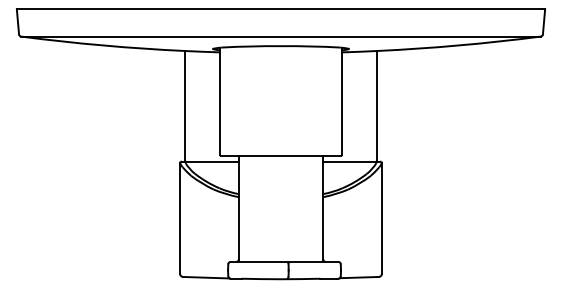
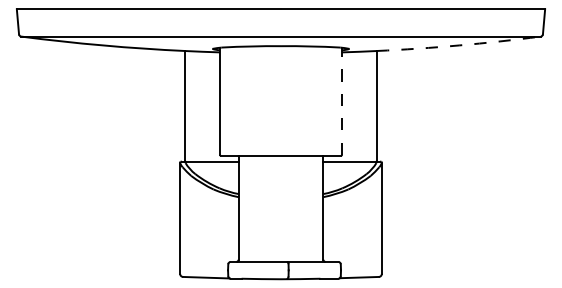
arc: solid -> dashed (459, 45)
line: solid -> dashed (341, 101)
